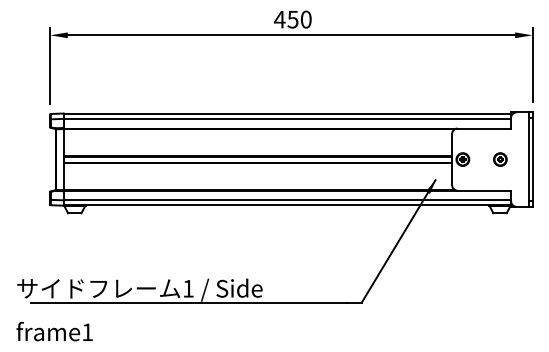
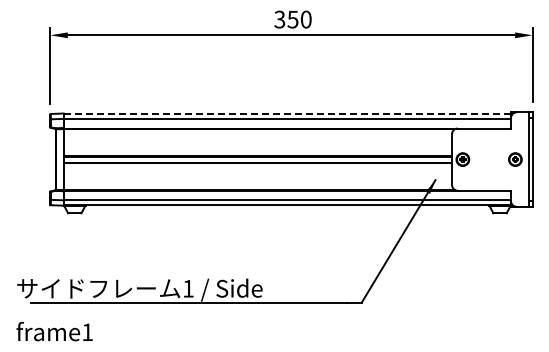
text: 450 -> 350 (279, 19)
line: solid -> dashed (287, 114)
part position: (500, 159) -> (515, 159) (515, 159)
